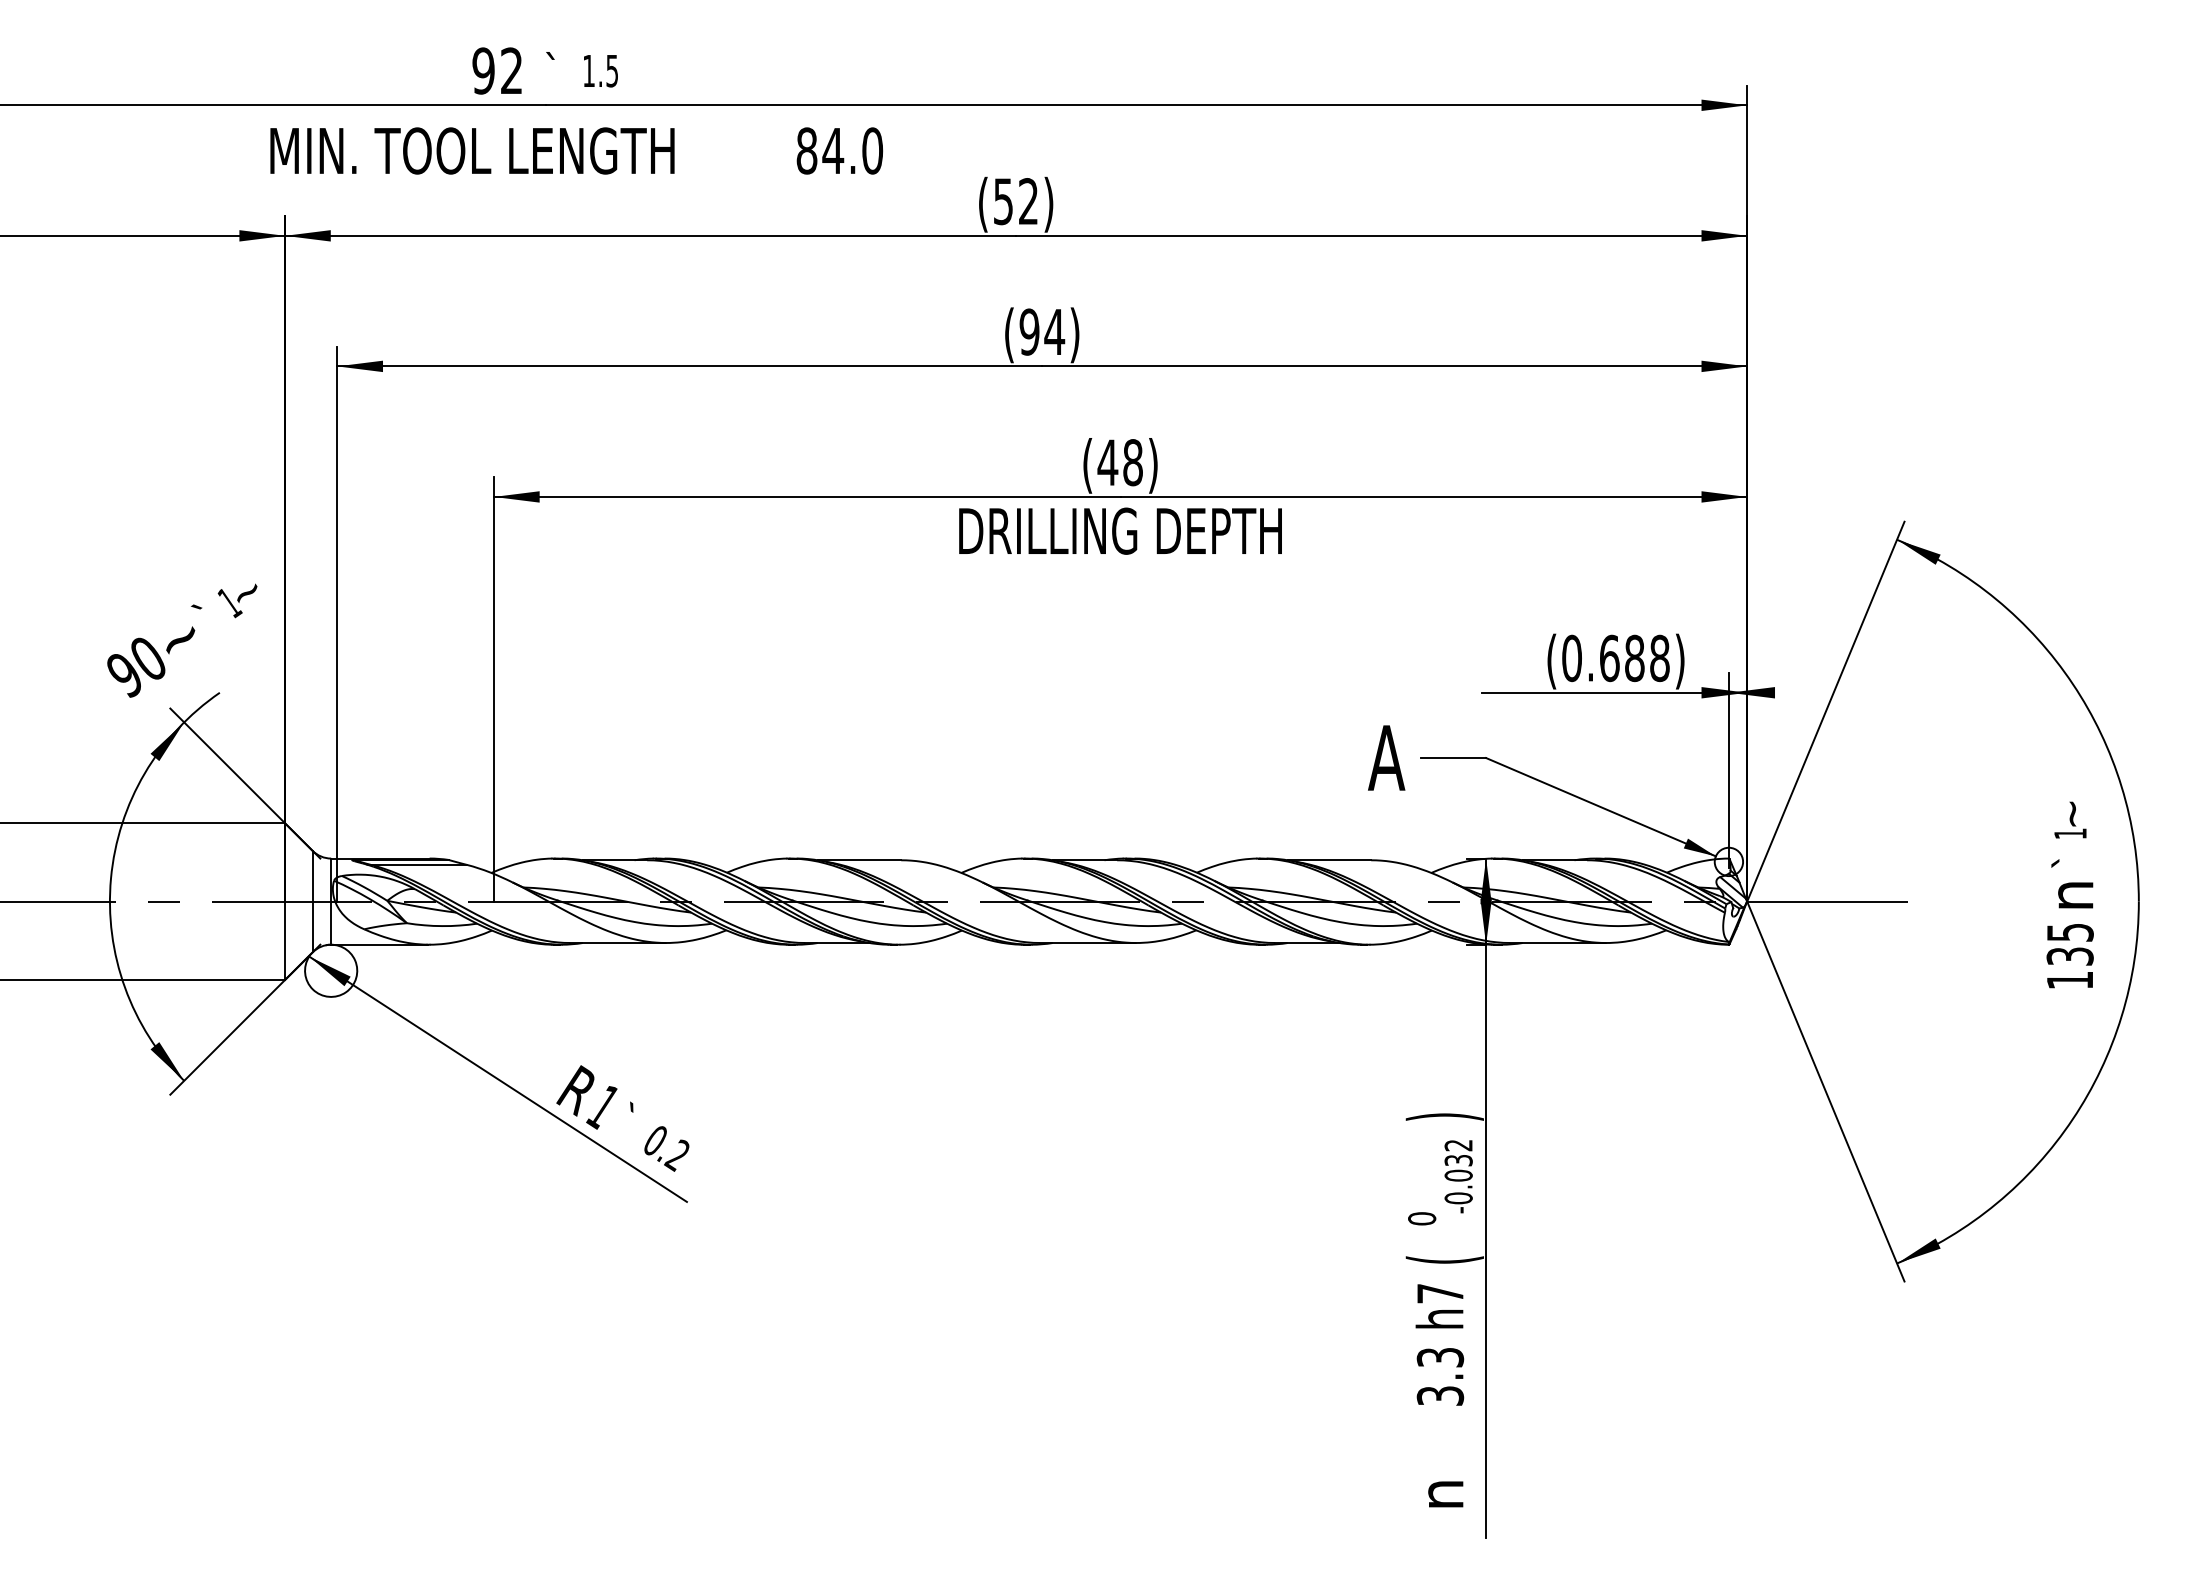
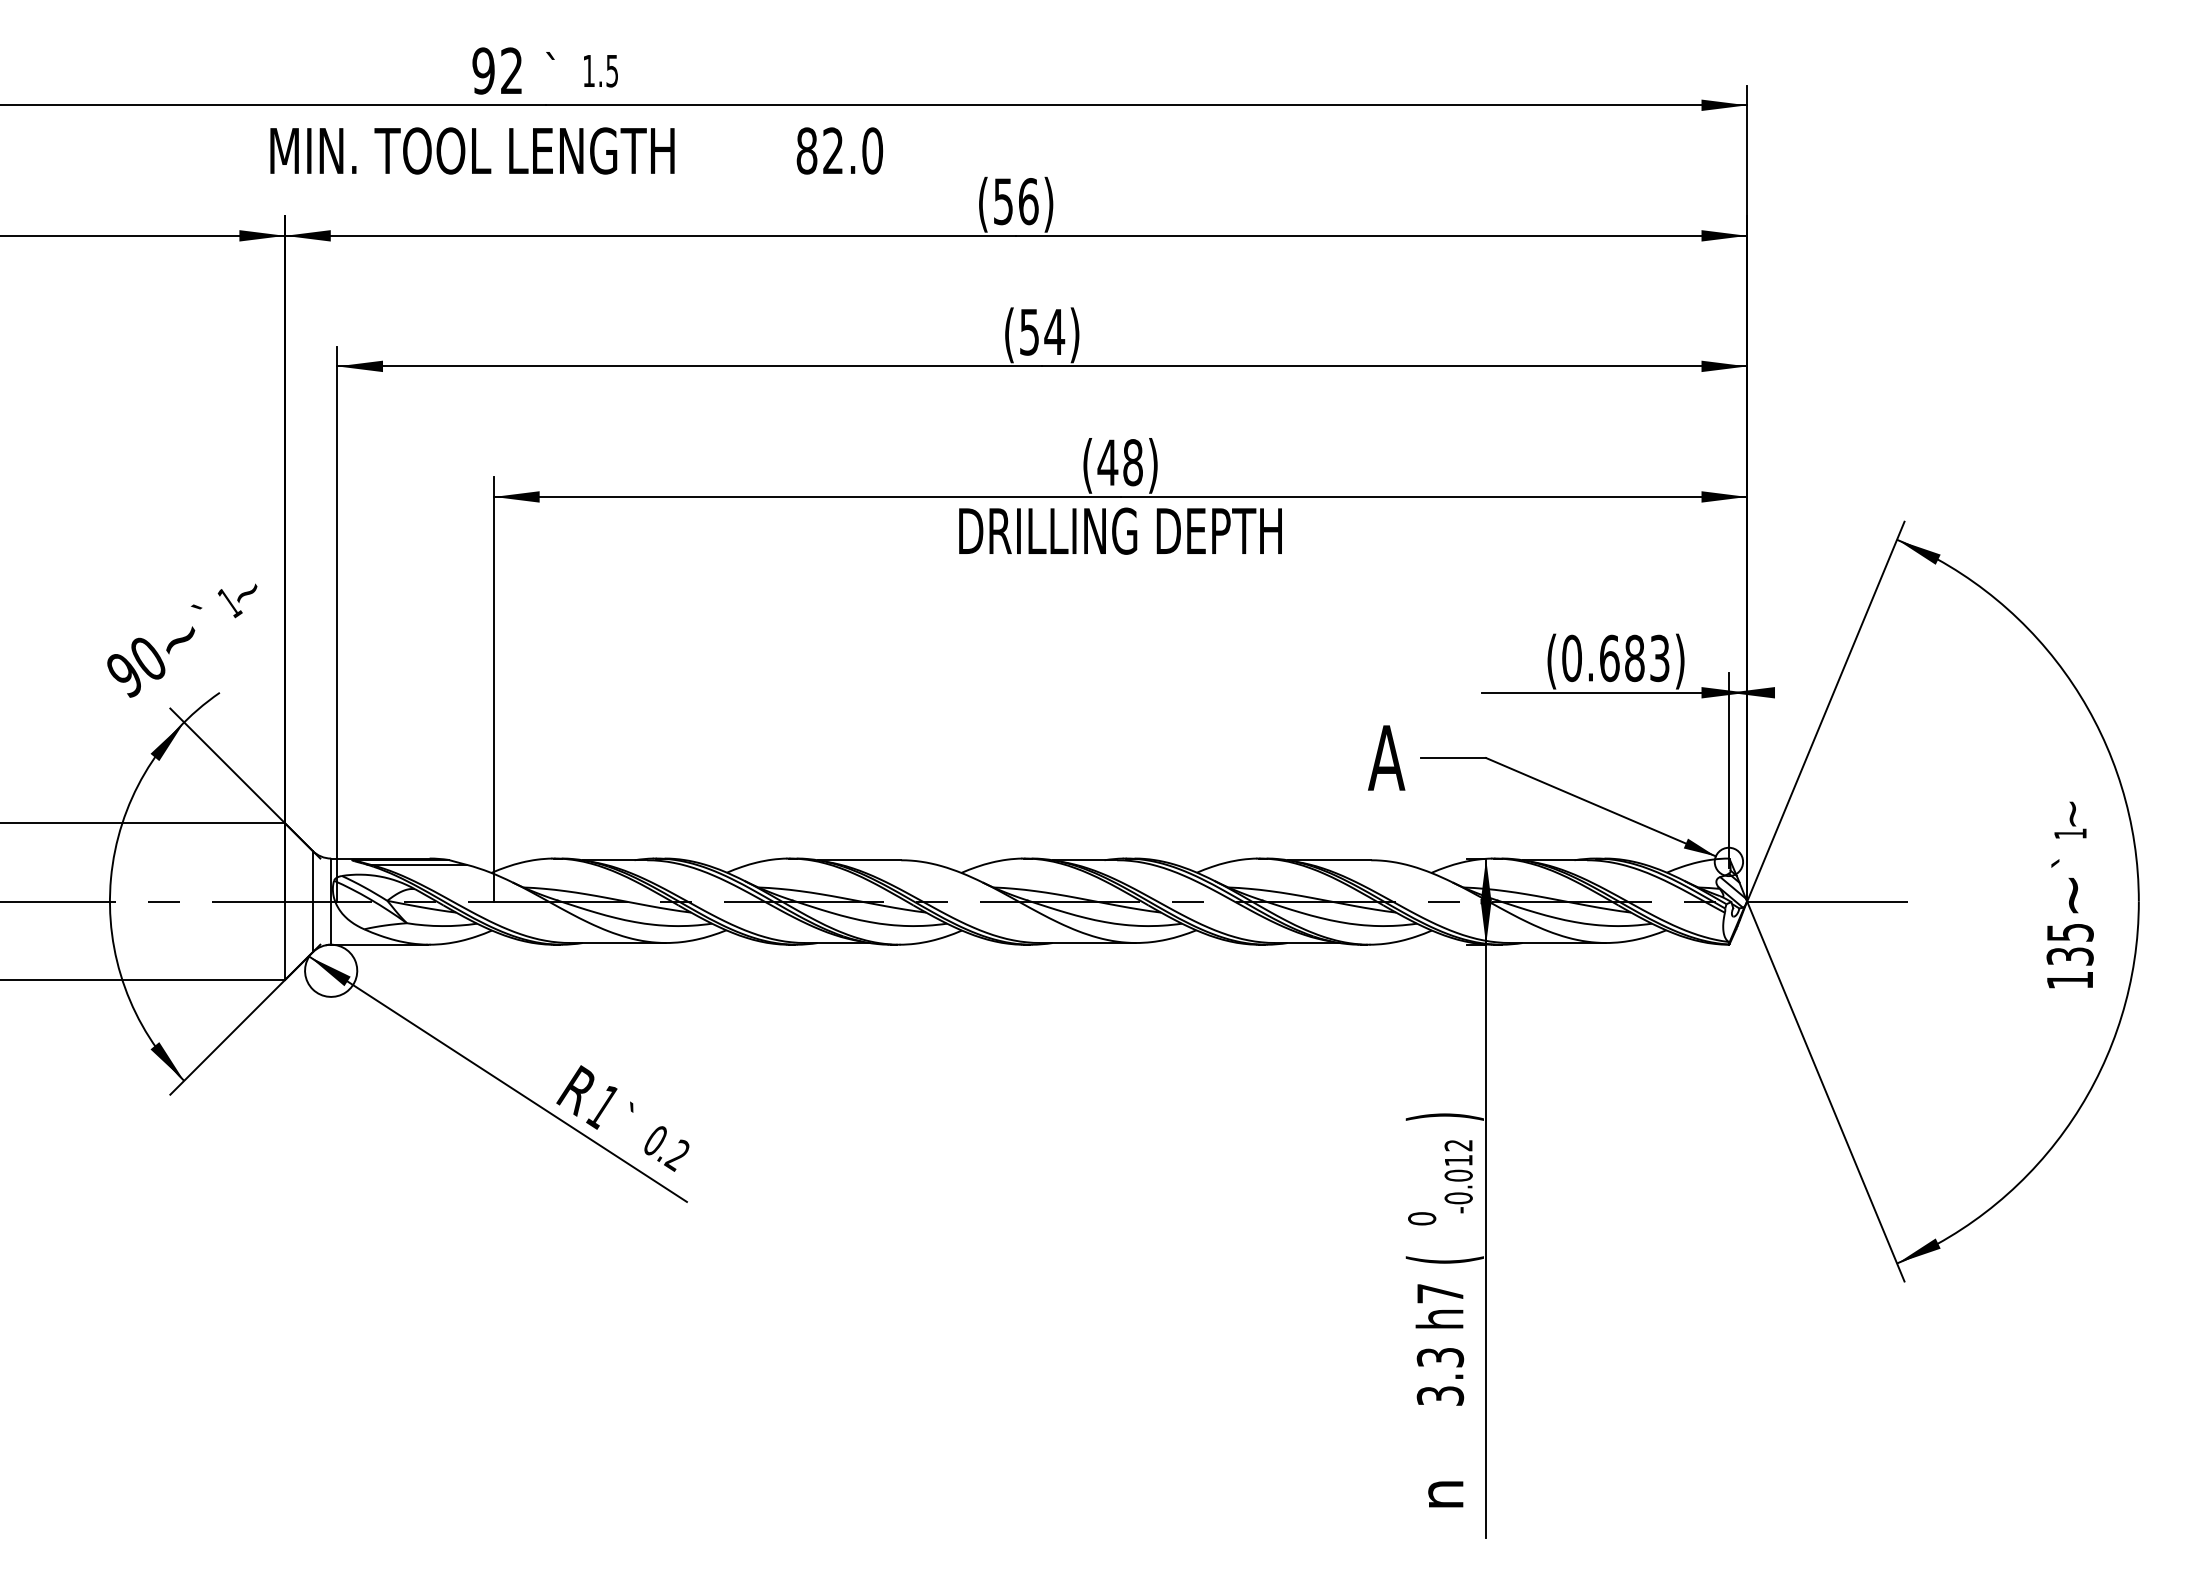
text: 84.0 -> 82.0 (833, 150)
text: (52) -> (56) (1028, 201)
text: (94) -> (54) (1029, 331)
text: (0.688) -> (0.683) (1659, 658)
text: n -> ~ (2075, 895)
text: -0.032 -> -0.012 (1458, 1160)
